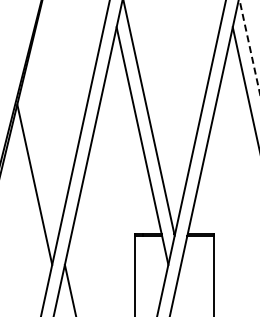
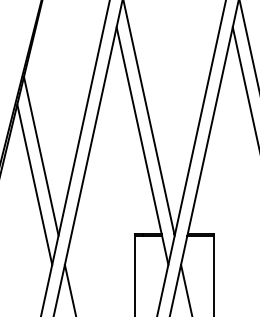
line: dashed -> solid (249, 46)
line: none -> present (40, 155)
line: none -> present (186, 288)
